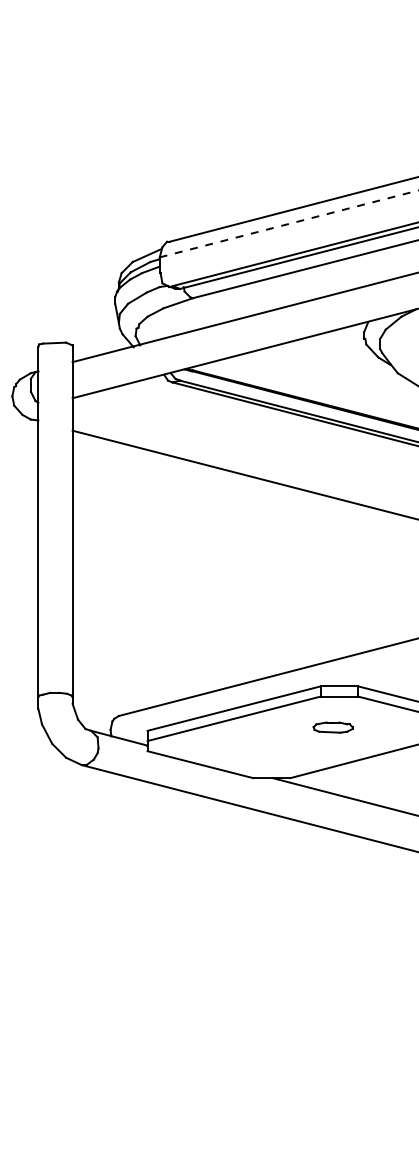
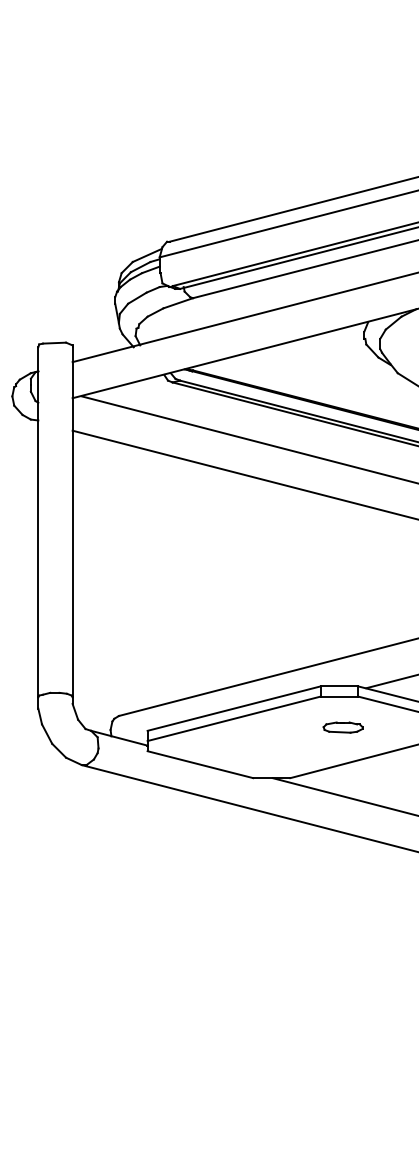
line: dashed -> solid (289, 223)
line: none -> present (248, 439)
line: none -> present (390, 681)
part position: (332, 727) -> (342, 727) (342, 727)
